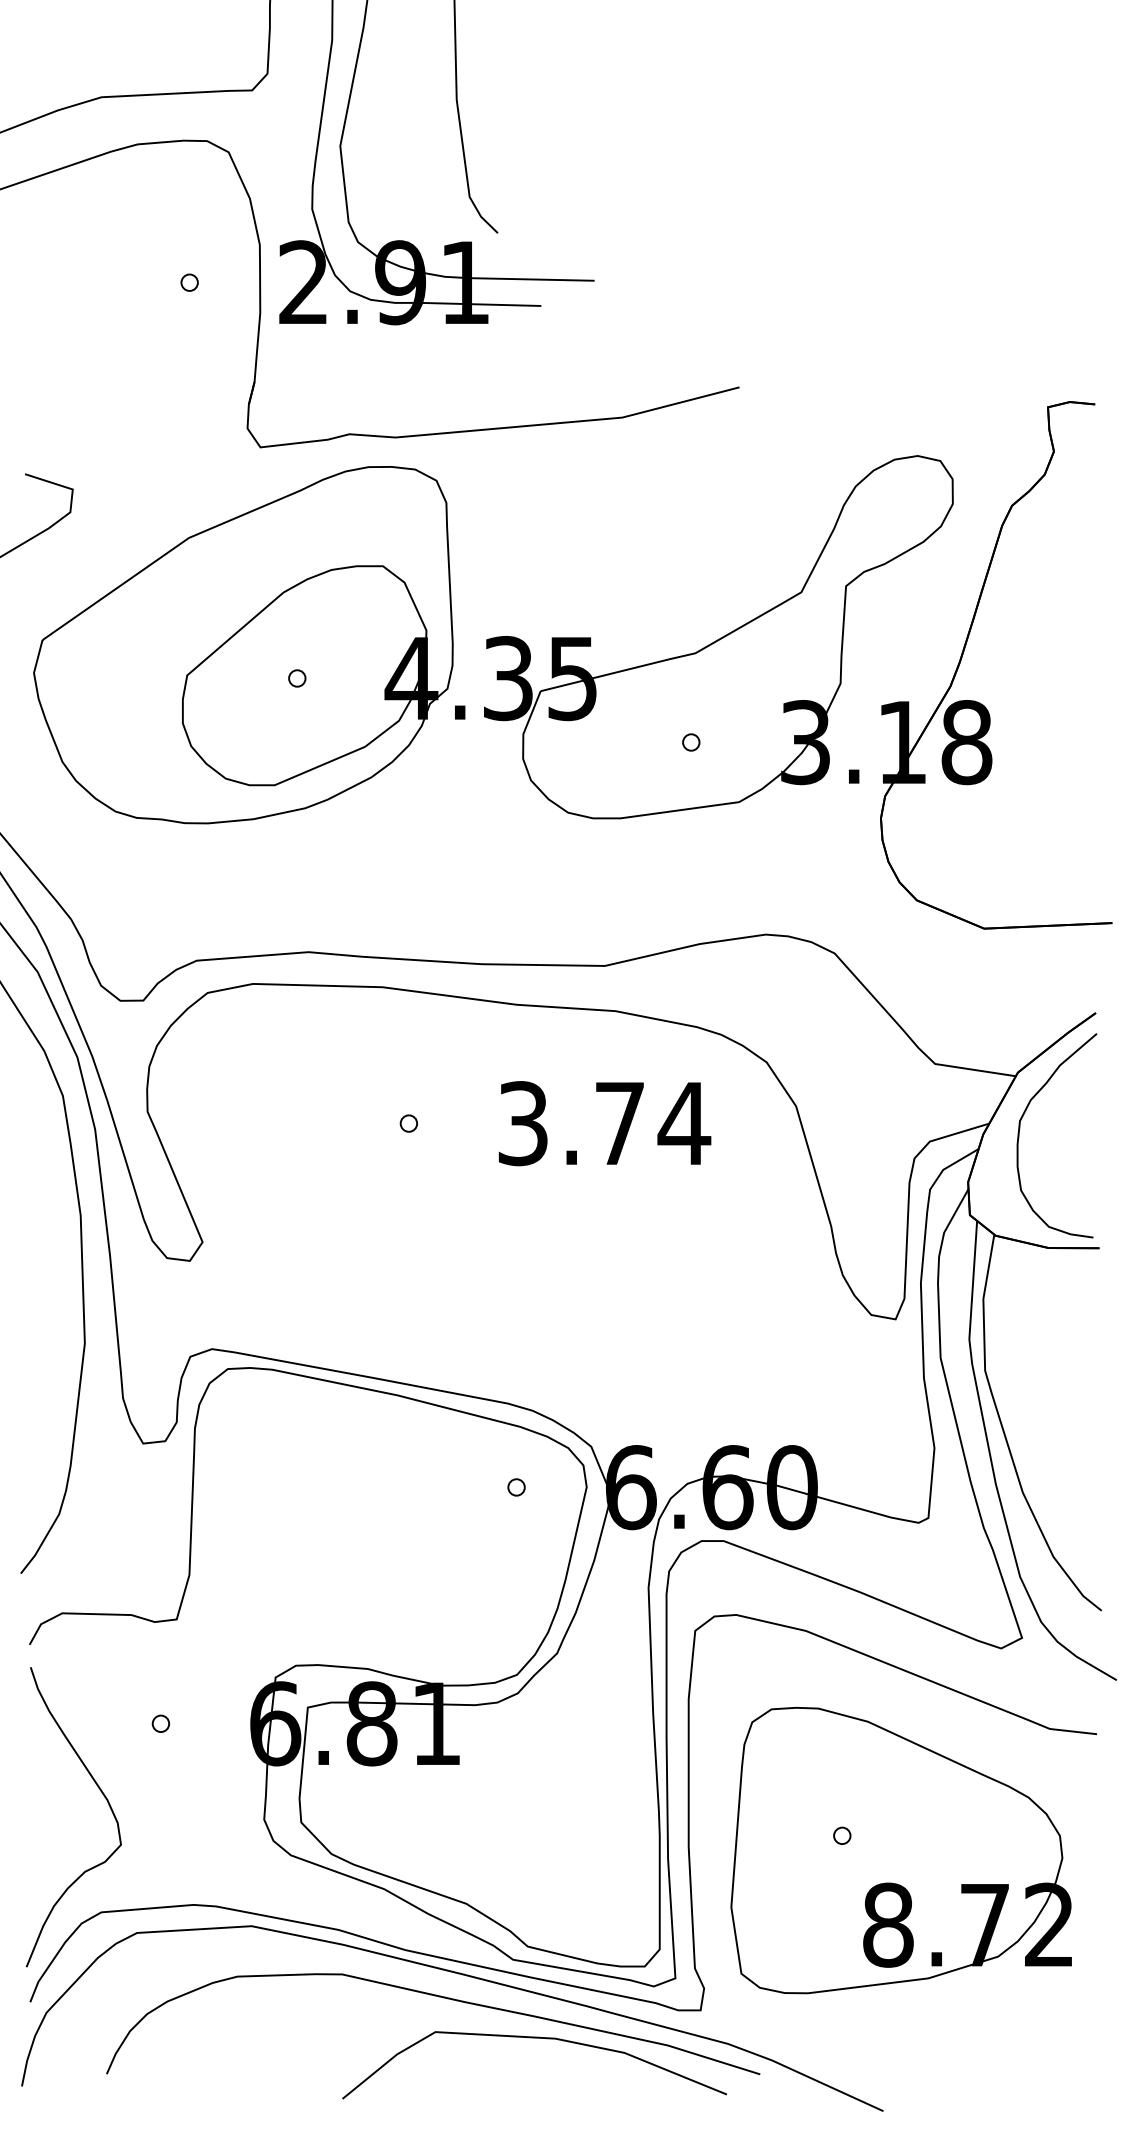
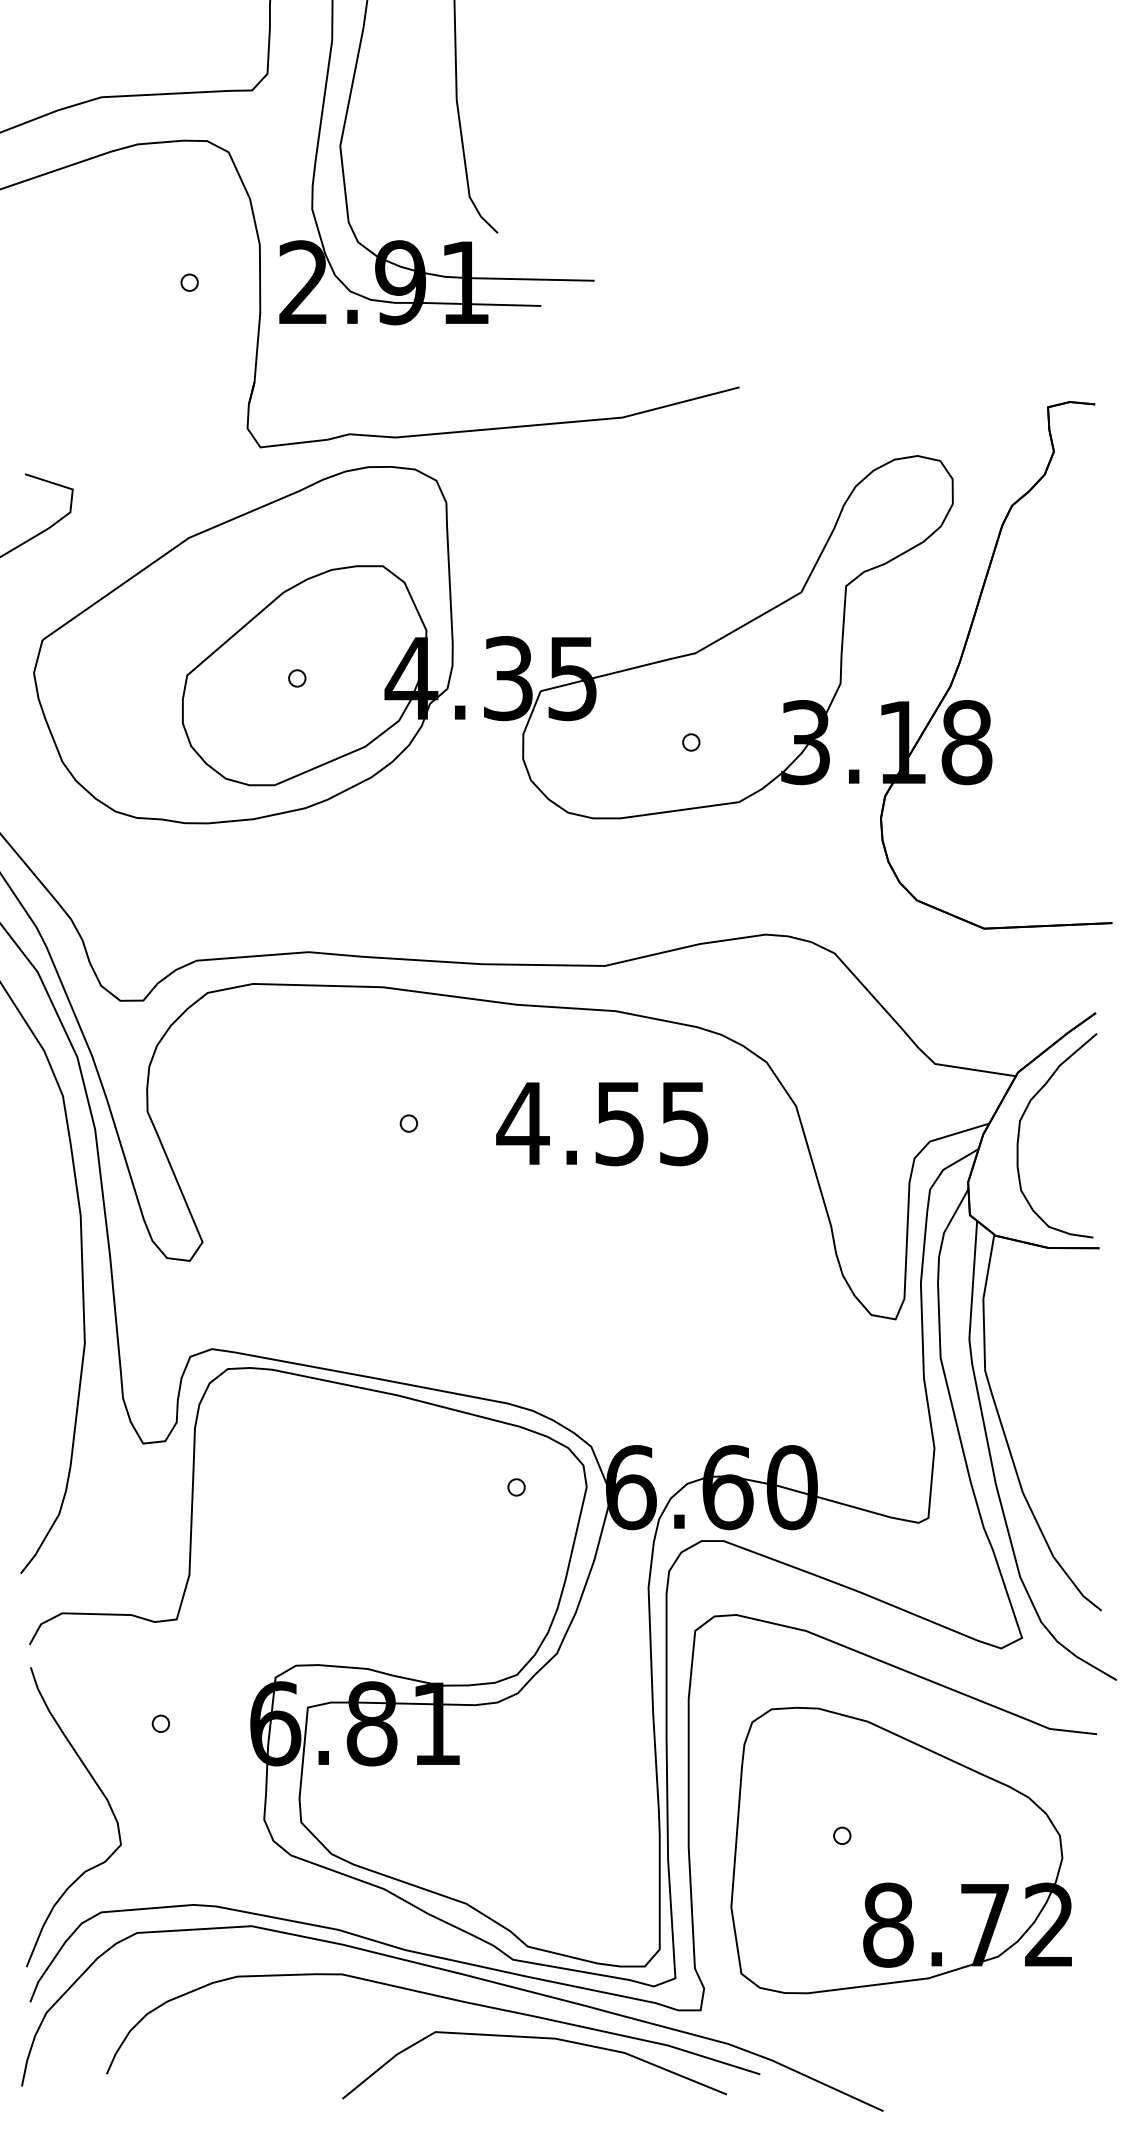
text: 3.74 -> 4.55 (603, 1123)
